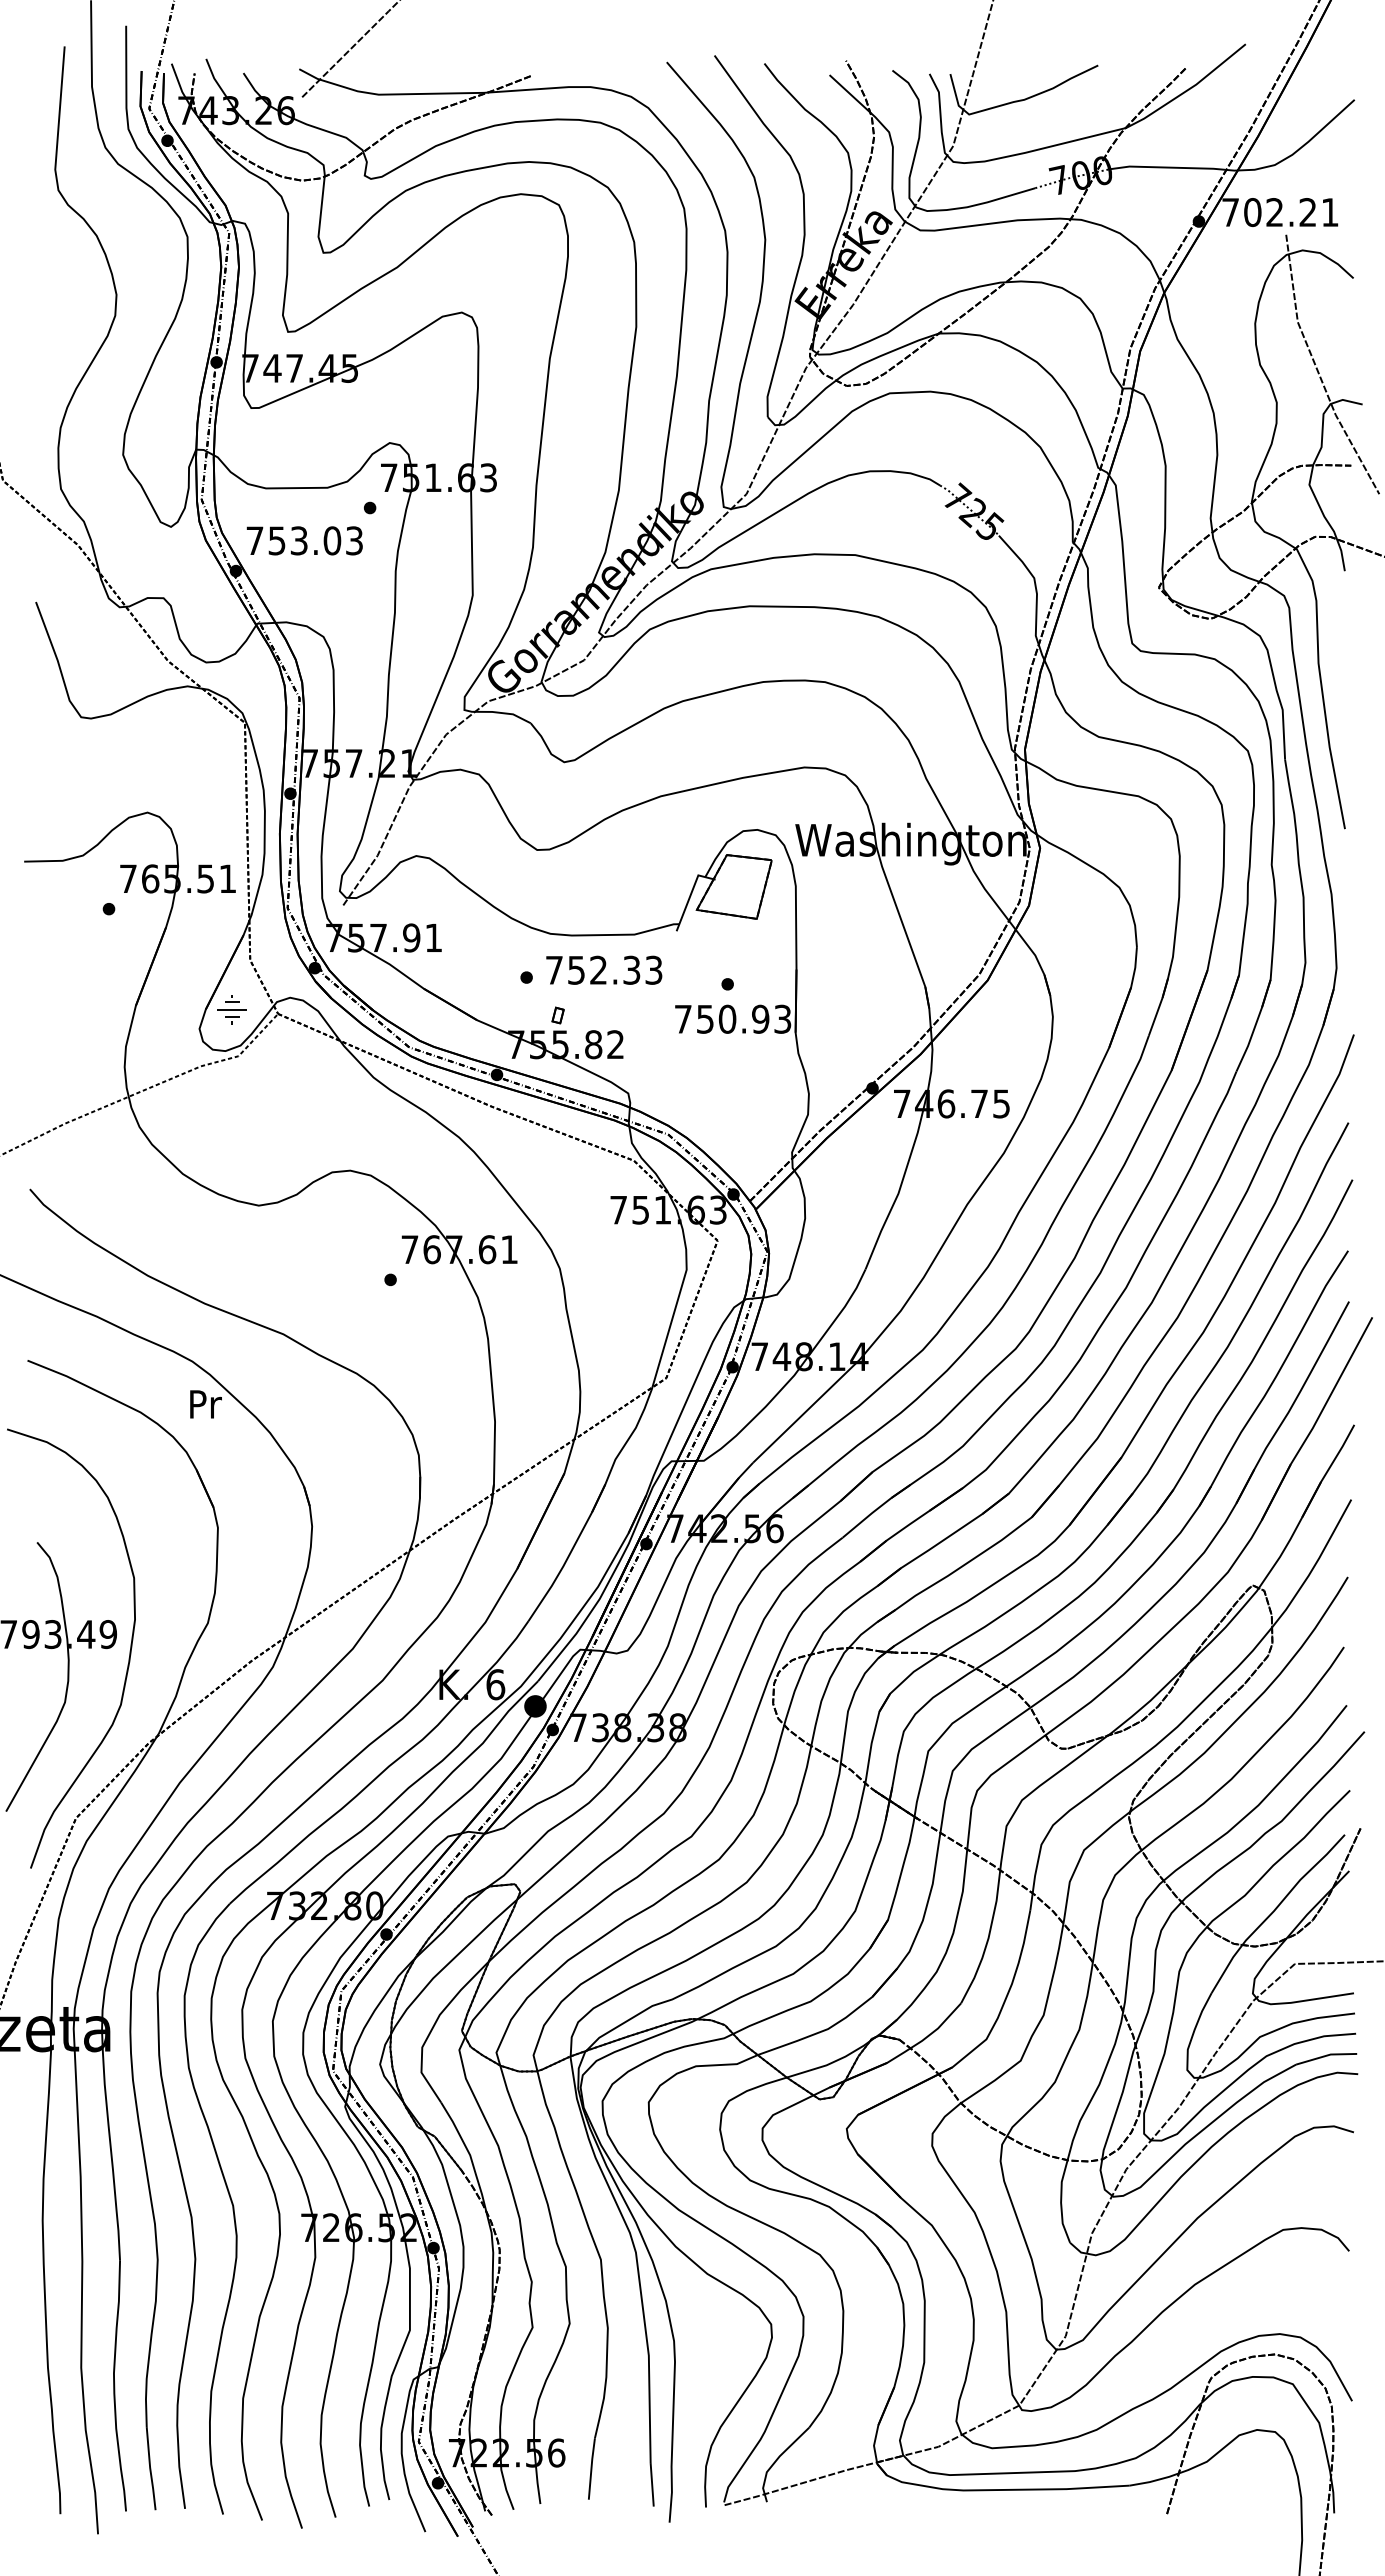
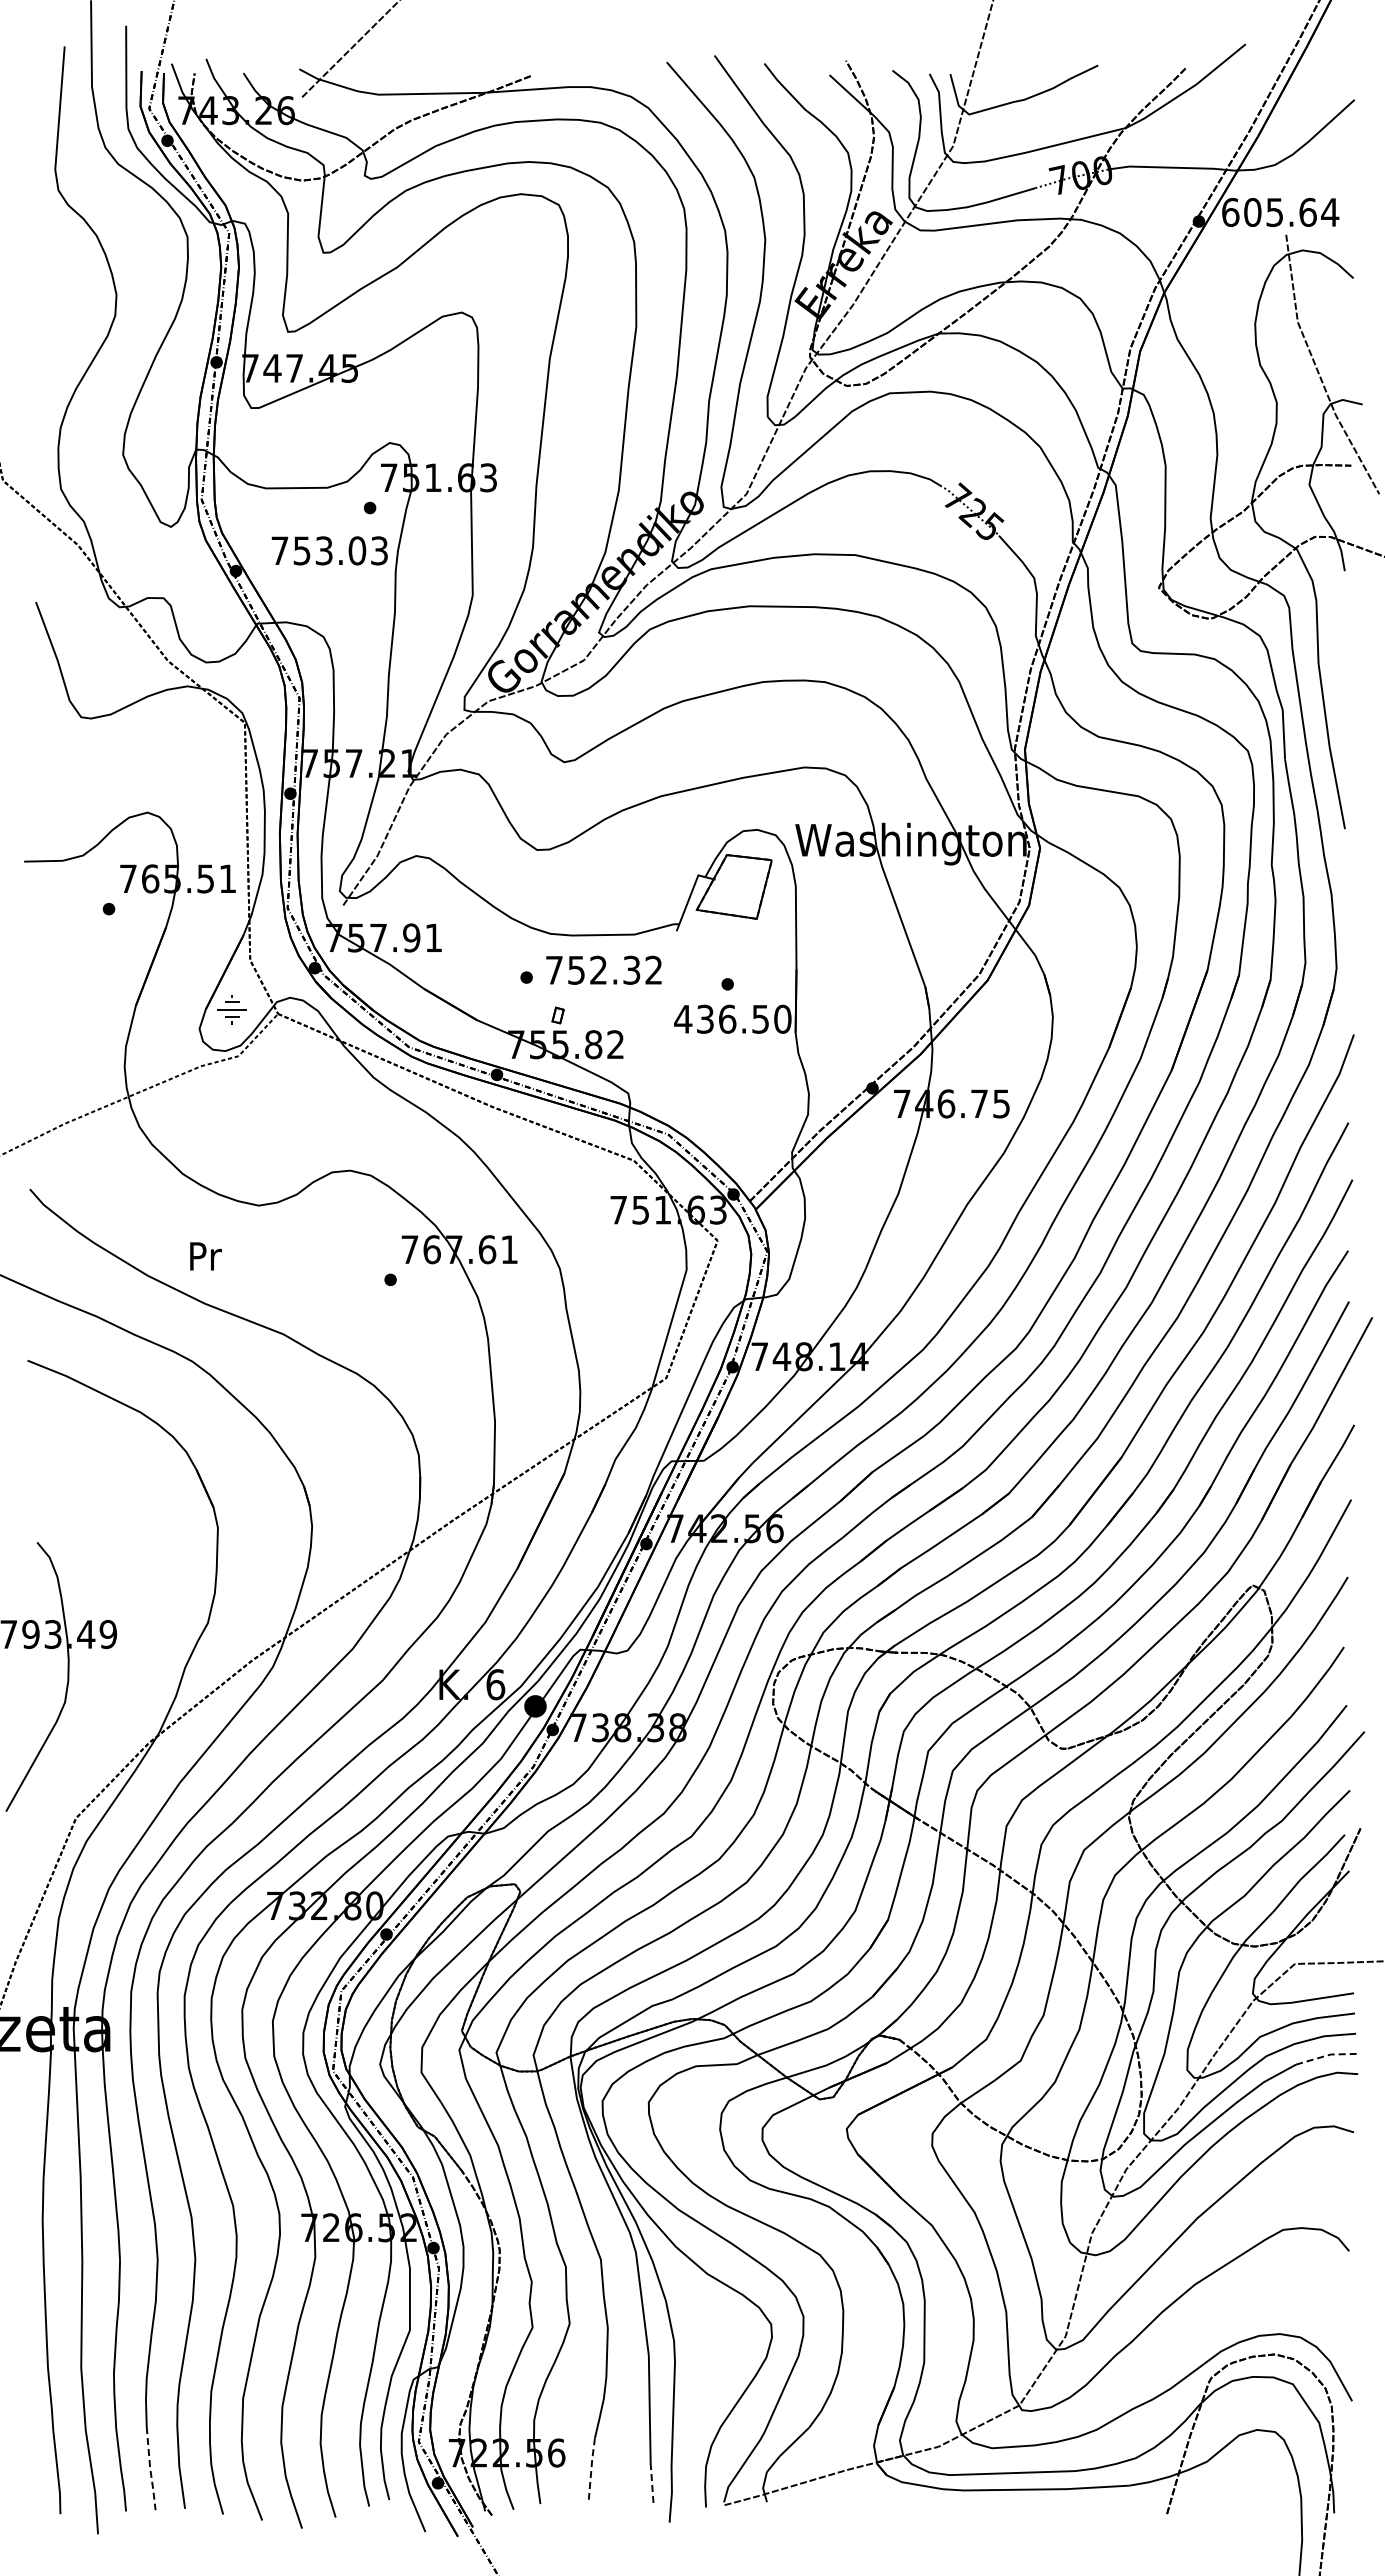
text: 702.21 -> 605.64 (1280, 212)
text position: (304, 540) -> (329, 550) (329, 550)
text: 752.33 -> 752.32 (653, 970)
text: 750.93 -> 436.50 (732, 1018)
text position: (205, 1404) -> (205, 1256) (205, 1256)
curve: present -> none (128, 1658)
line: solid -> dashed (1326, 2055)
line: solid -> dashed (150, 2468)
line: solid -> dashed (591, 2469)
line: solid -> dashed (652, 2484)
